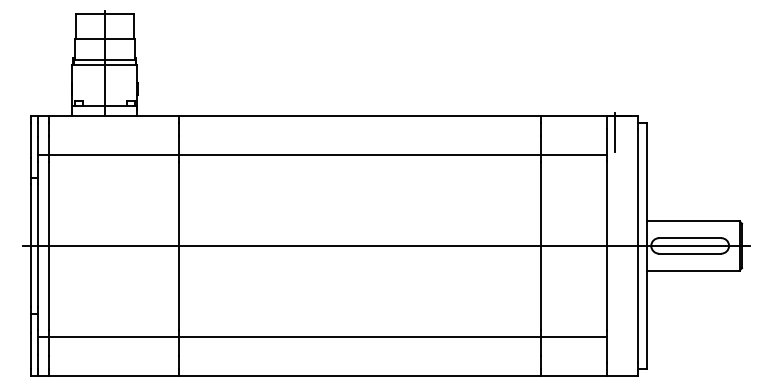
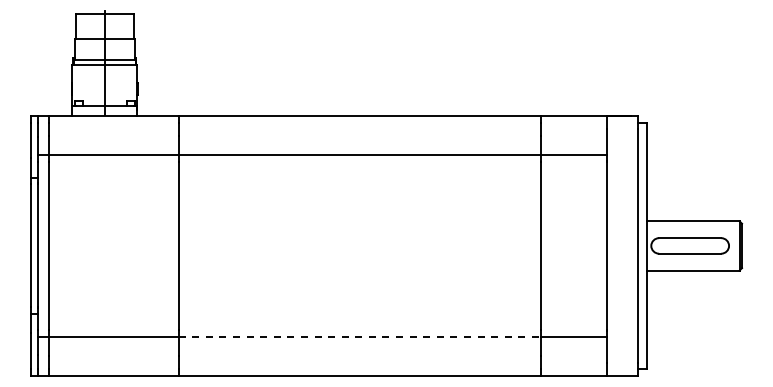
line: present -> none (615, 131)
line: present -> none (386, 245)
line: solid -> dashed (360, 336)
